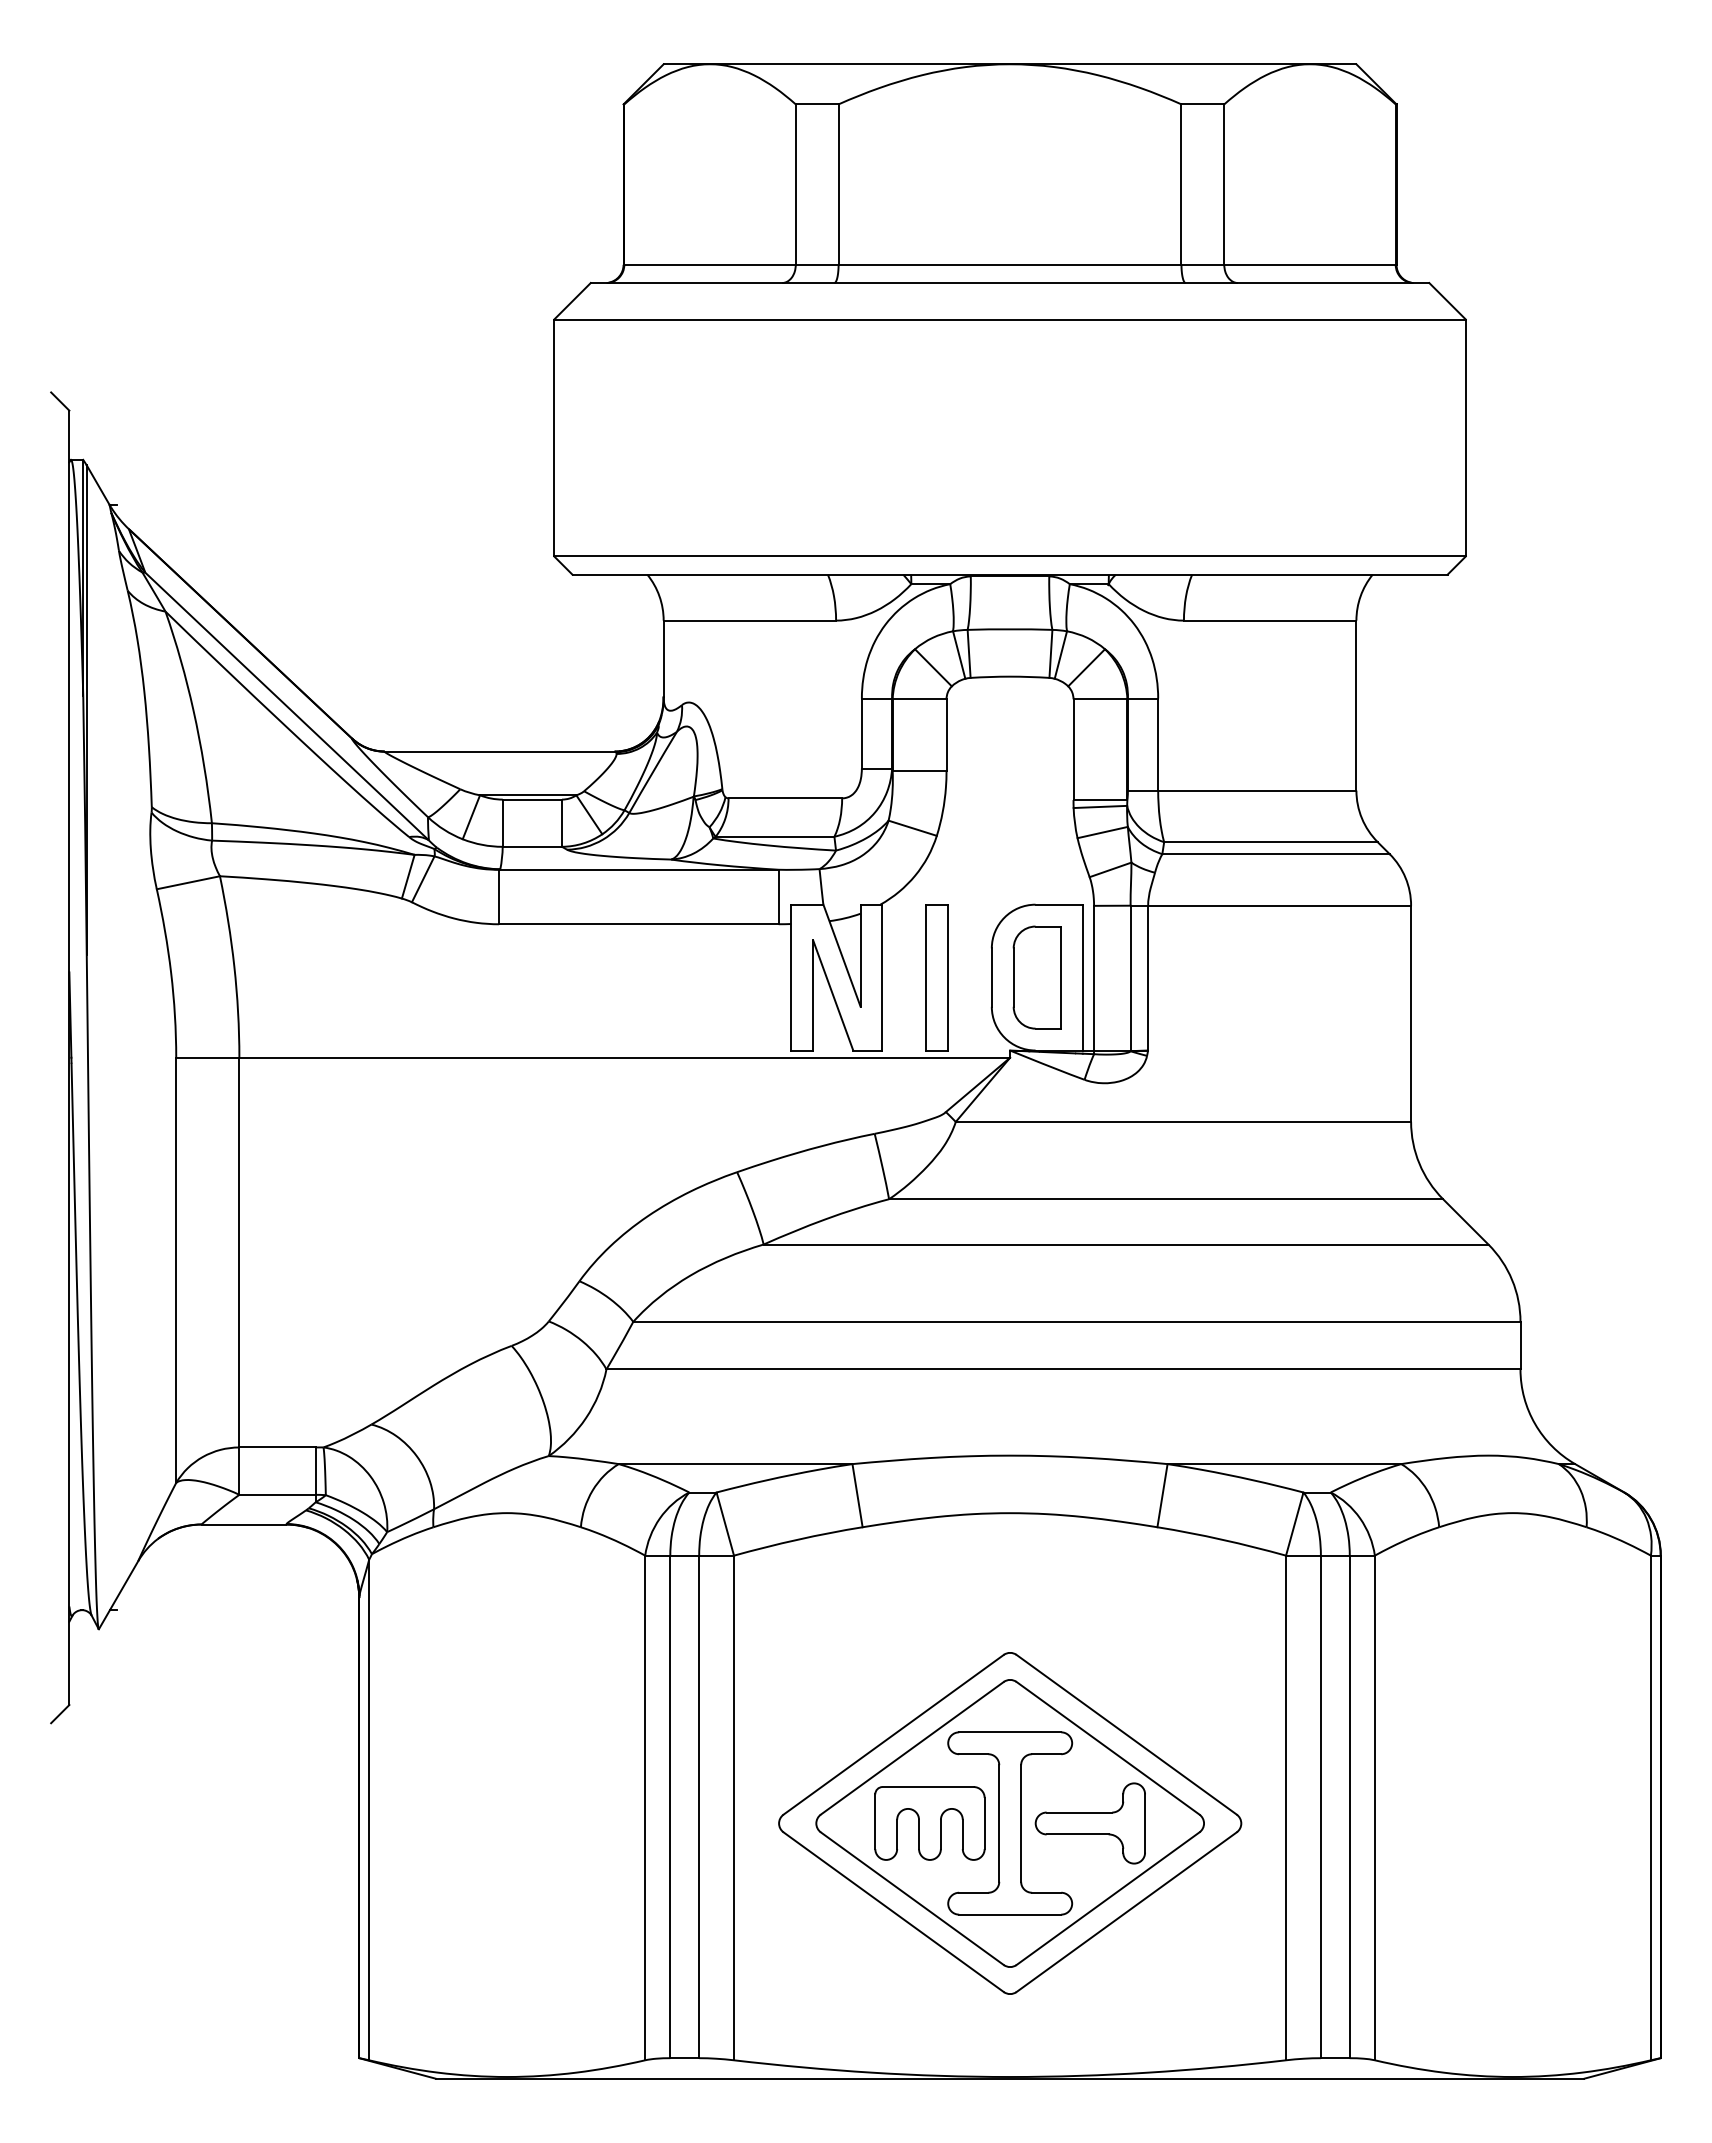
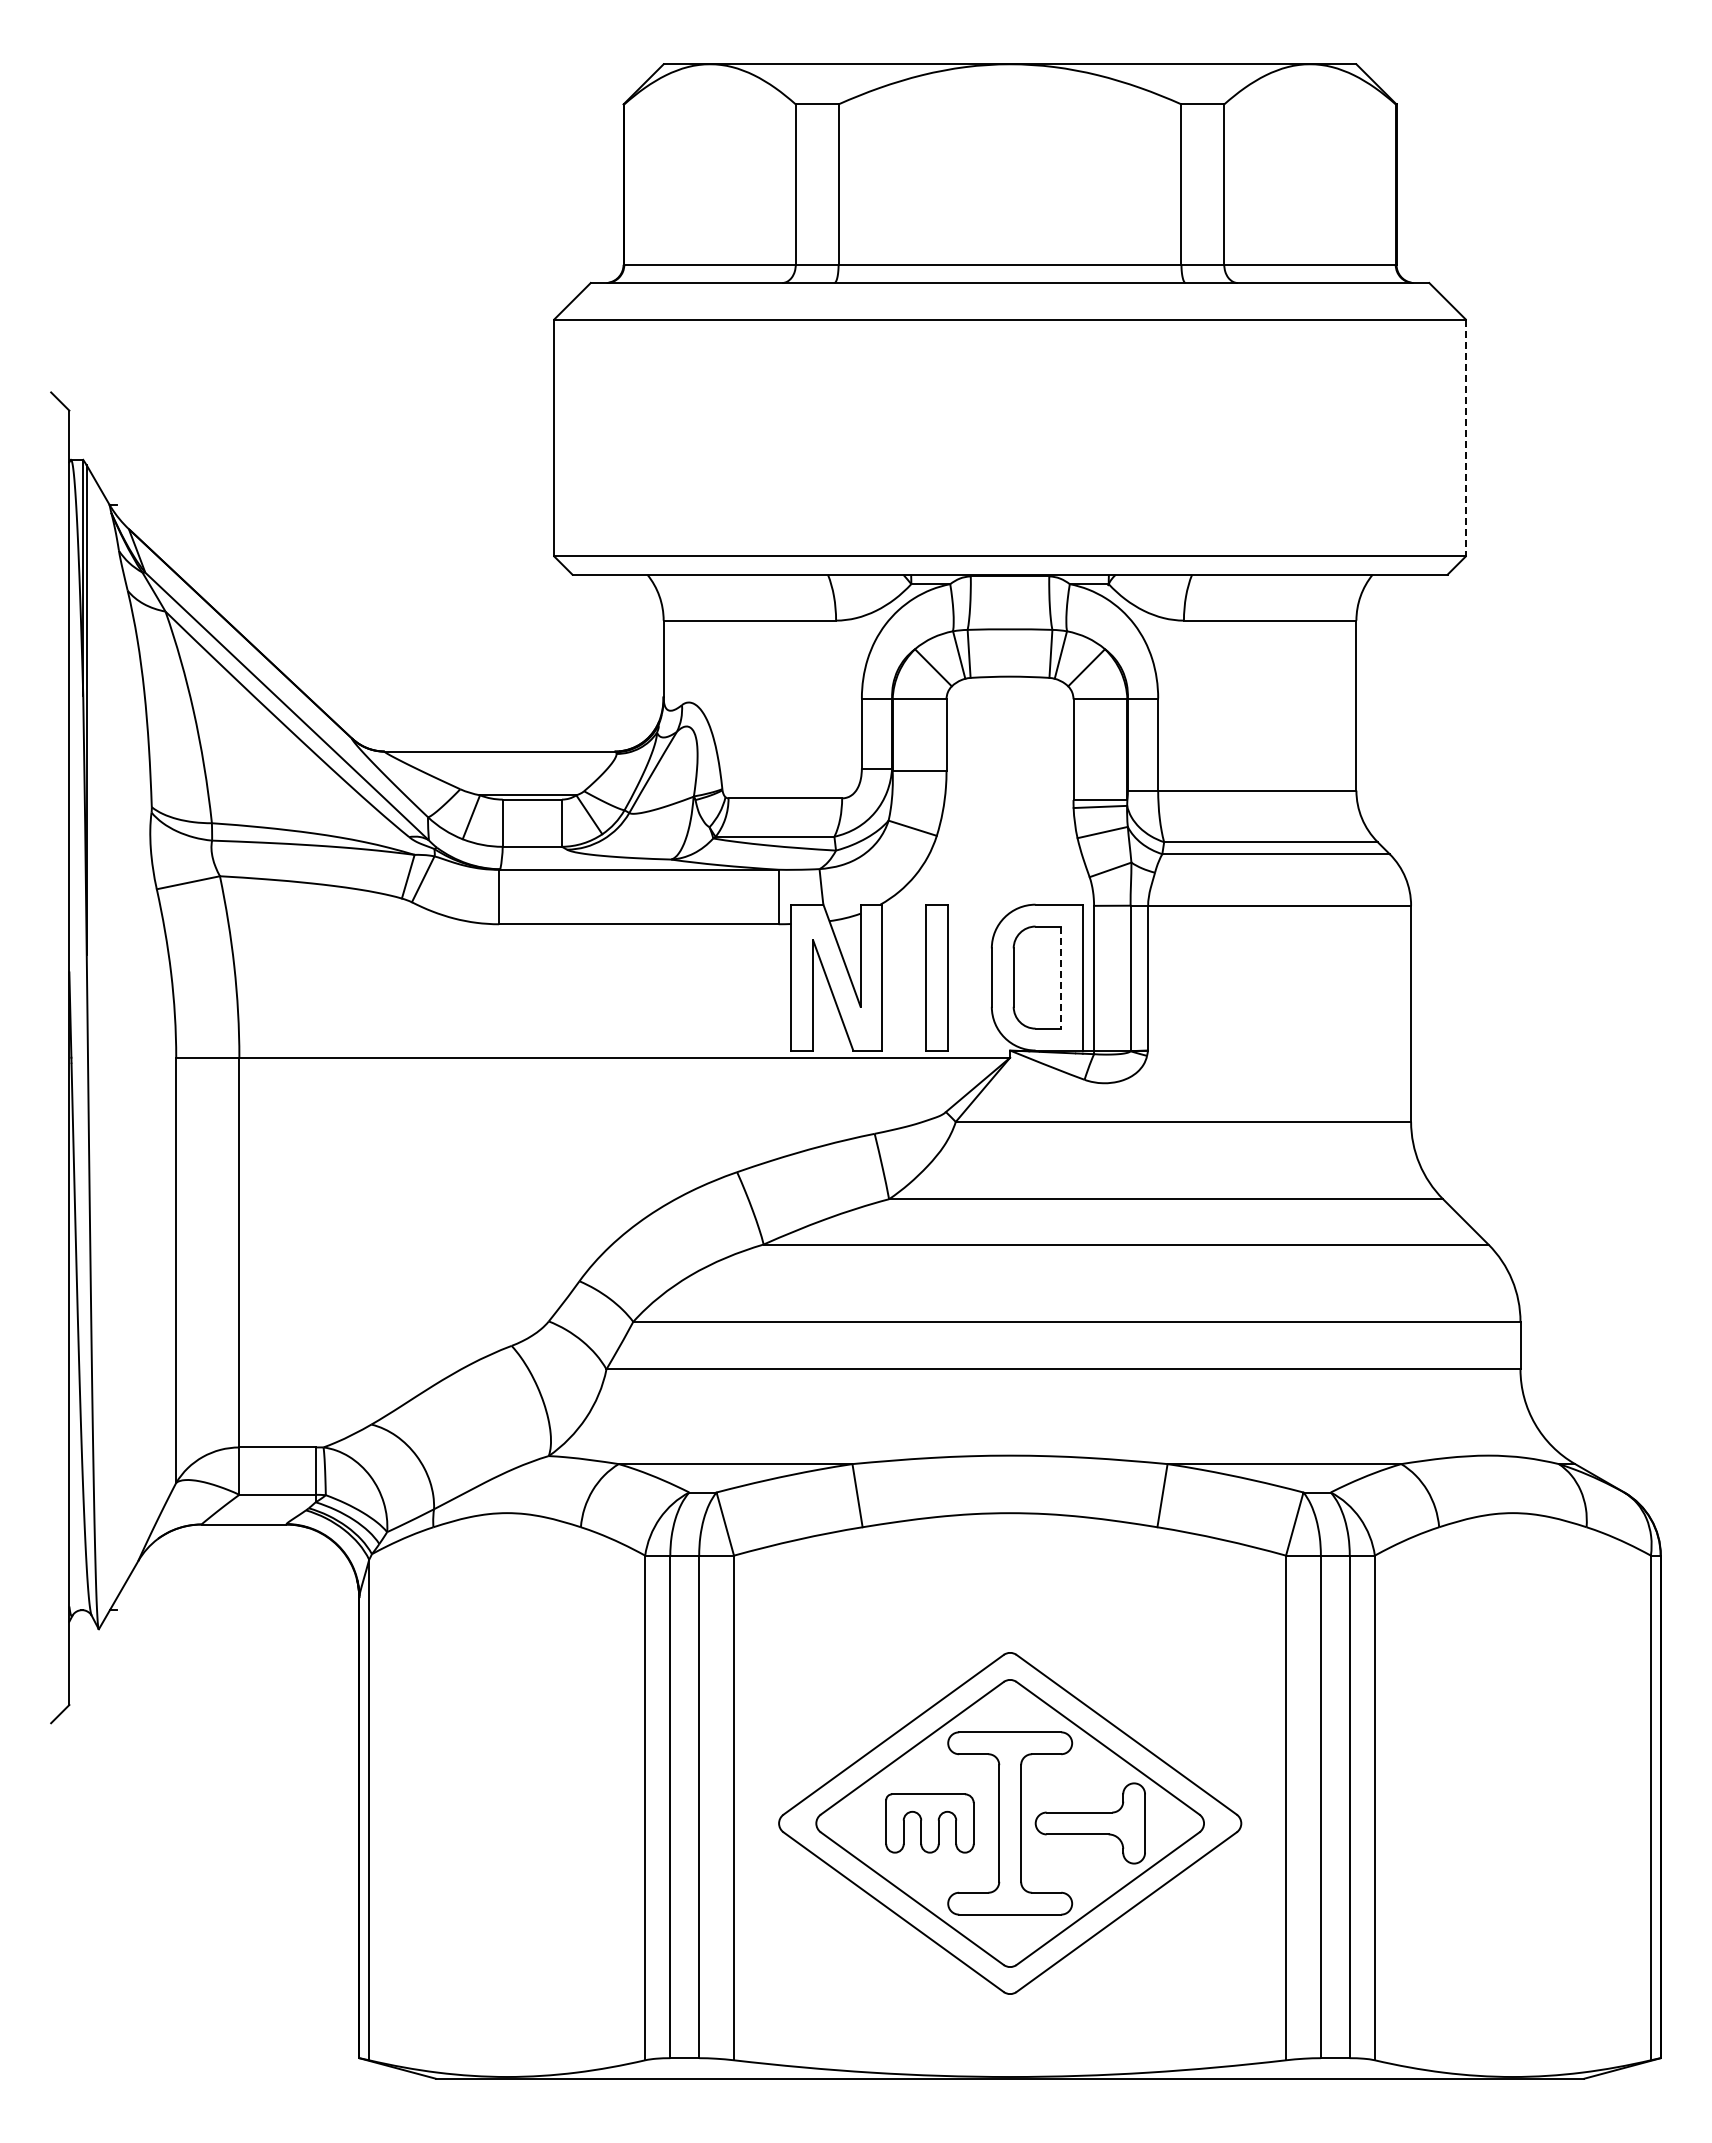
line: solid -> dashed (1465, 438)
line: solid -> dashed (1061, 978)
part size: 112x75 px -> 90x61 px (929, 1823)
